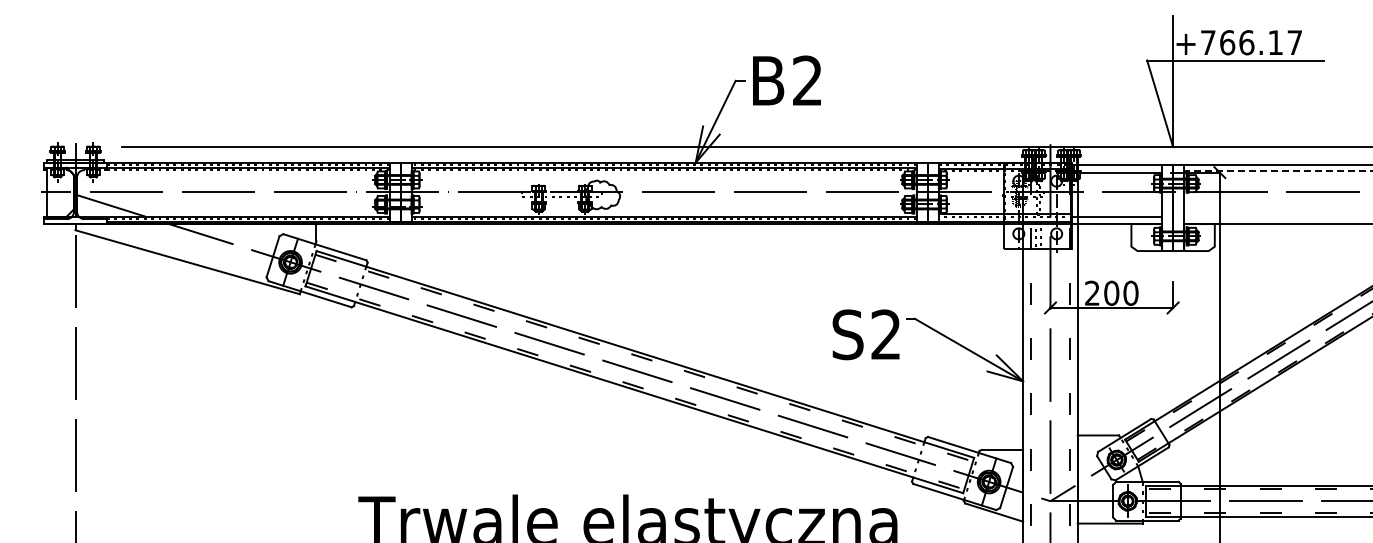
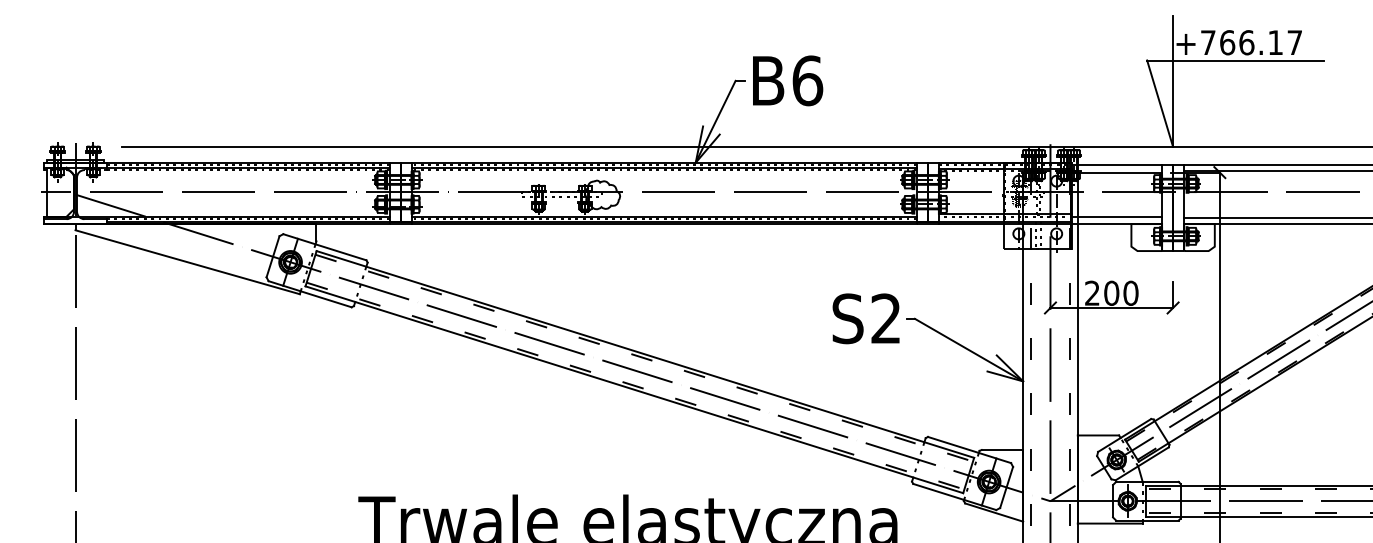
text: B2 -> B6 (807, 80)
line: dashed -> solid (1278, 171)
line: none -> present (1276, 217)
text position: (865, 334) -> (865, 318) (865, 318)
